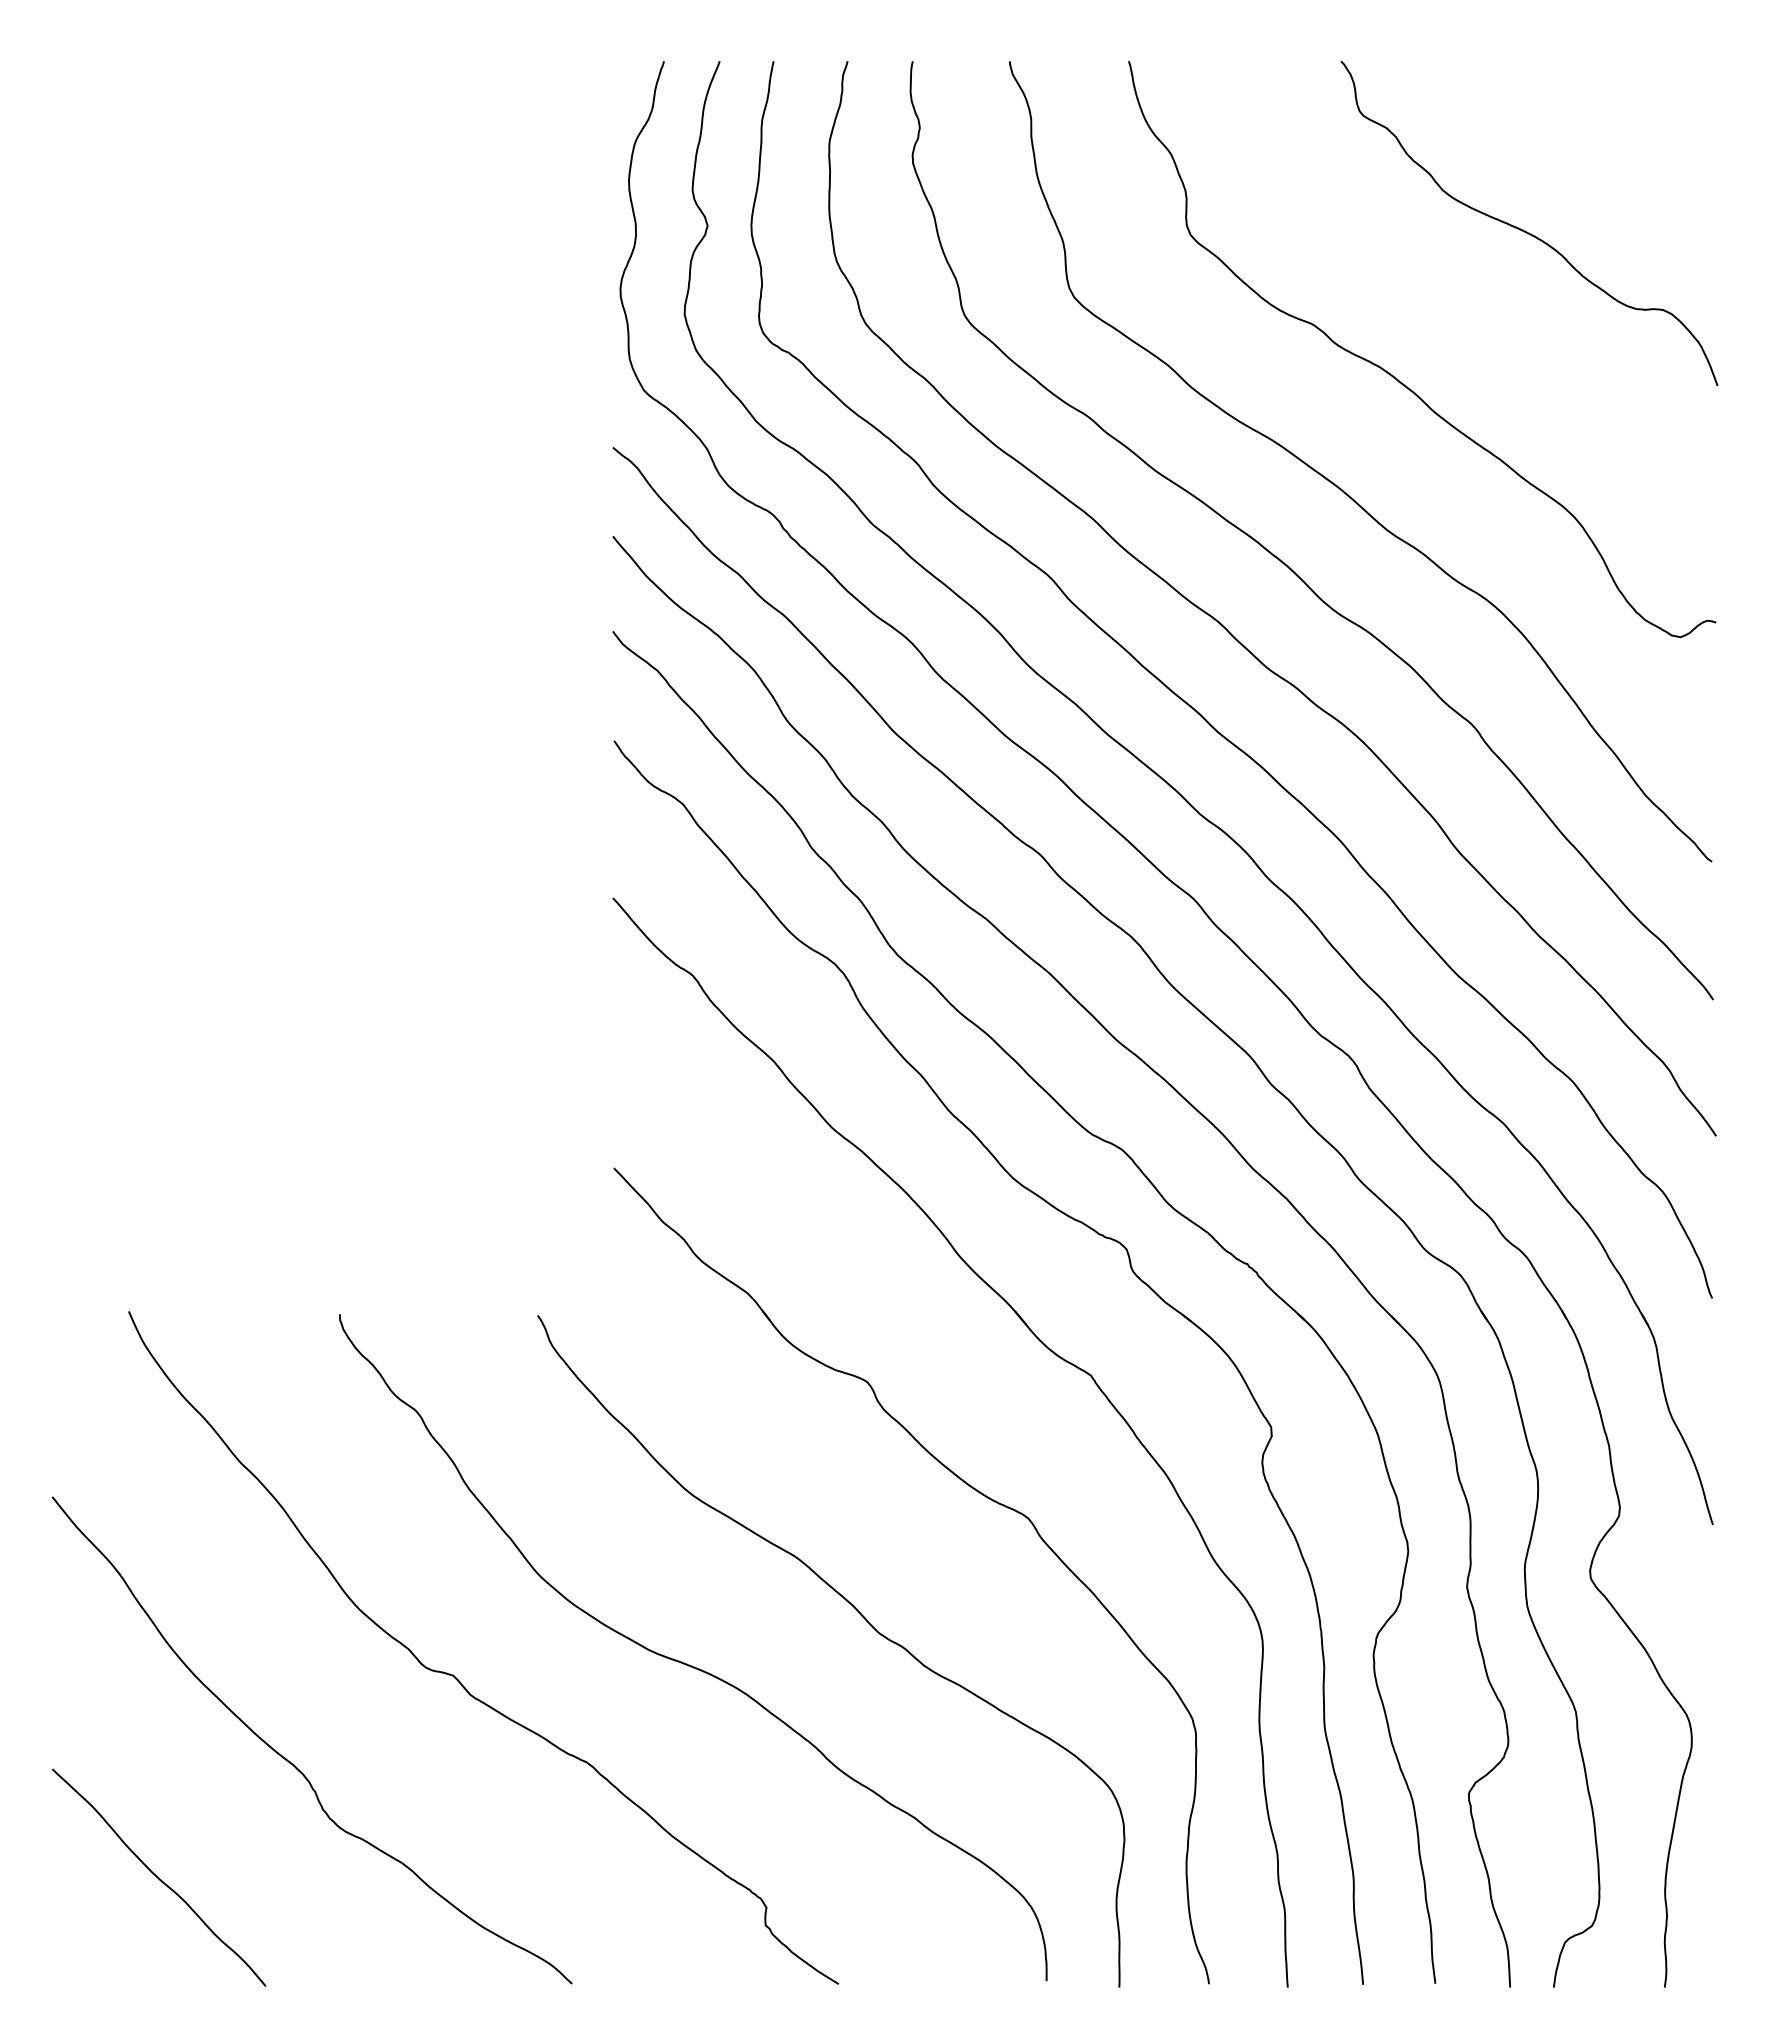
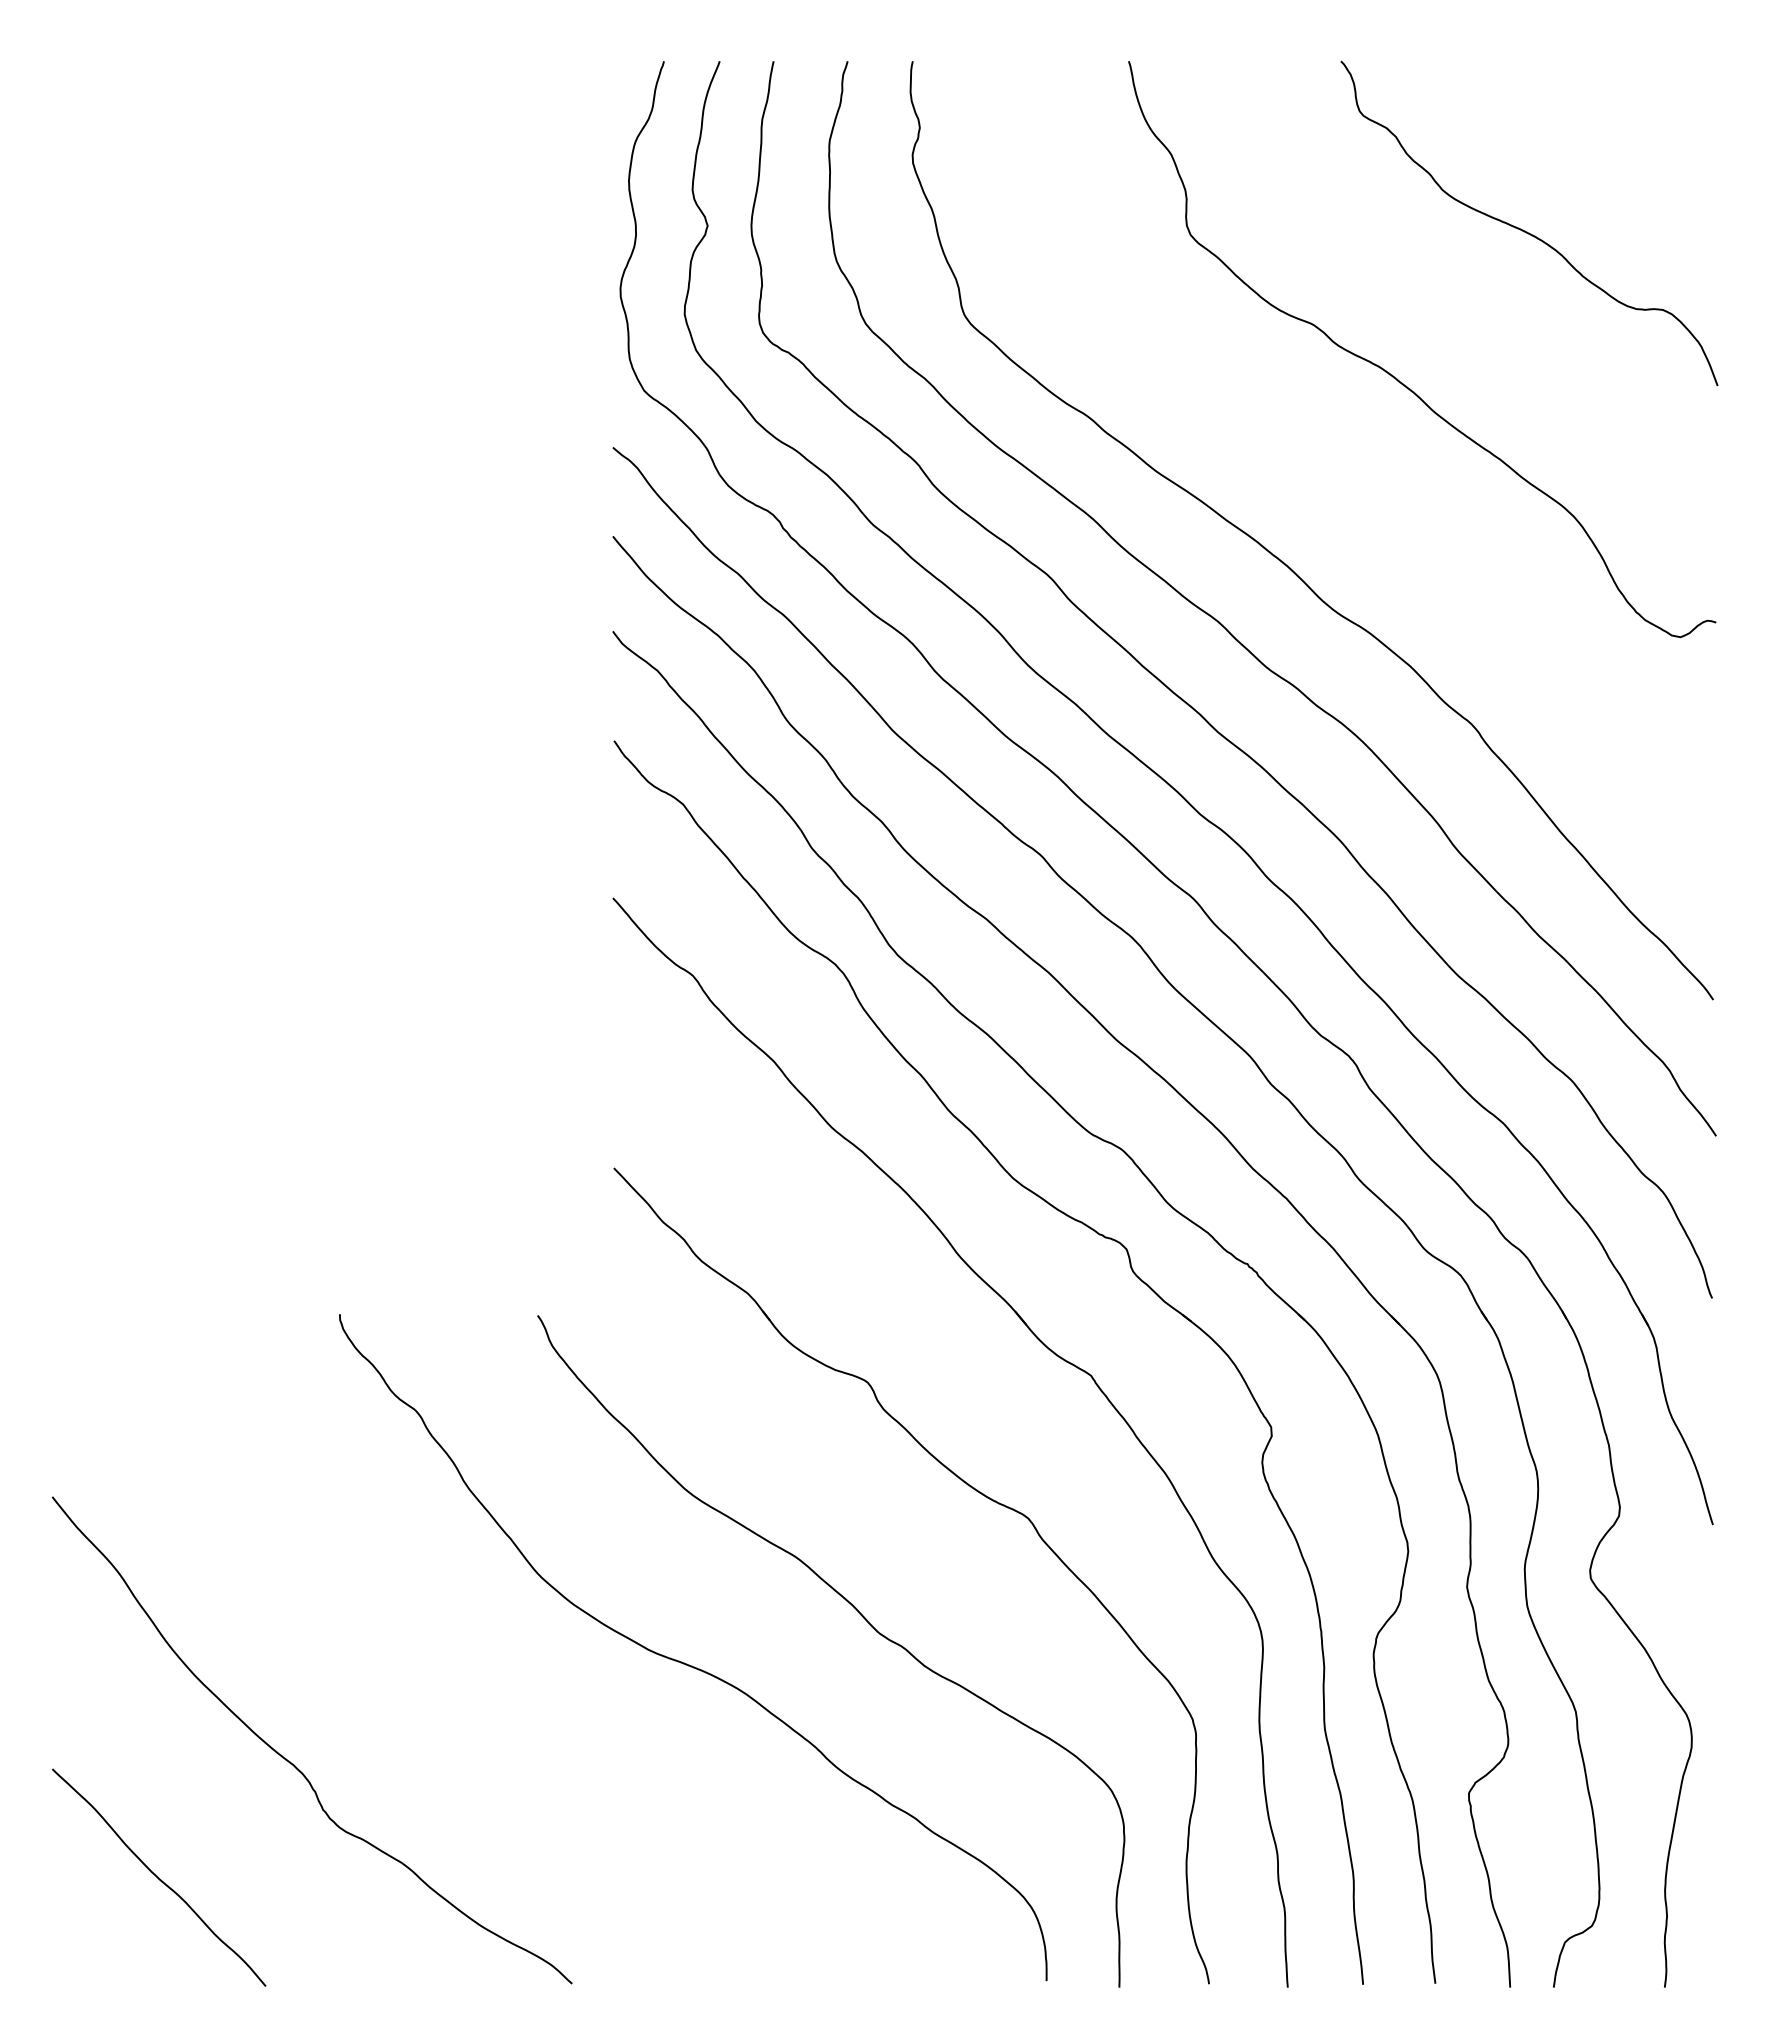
curve: present -> none (1341, 488)
curve: present -> none (454, 1675)
